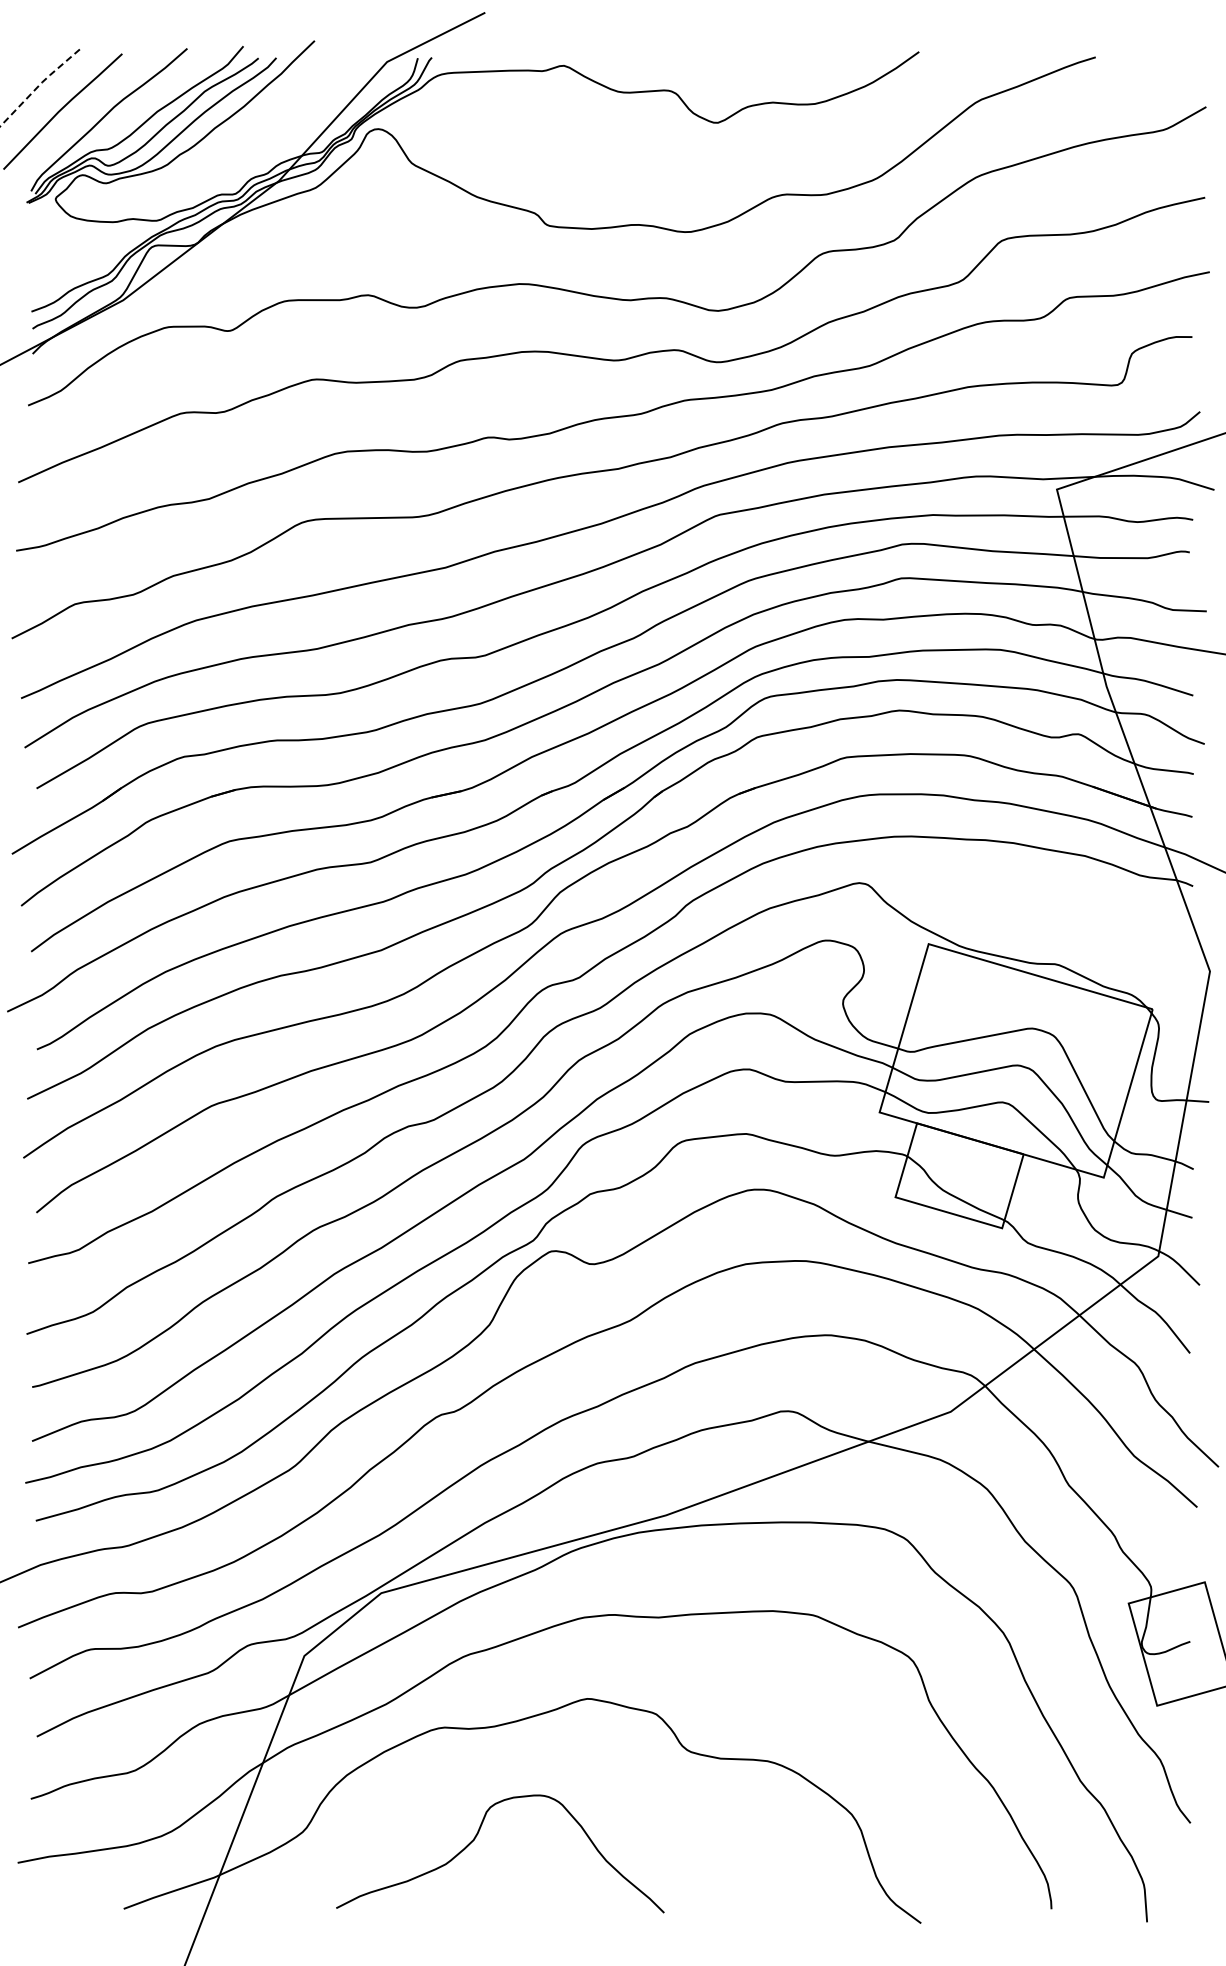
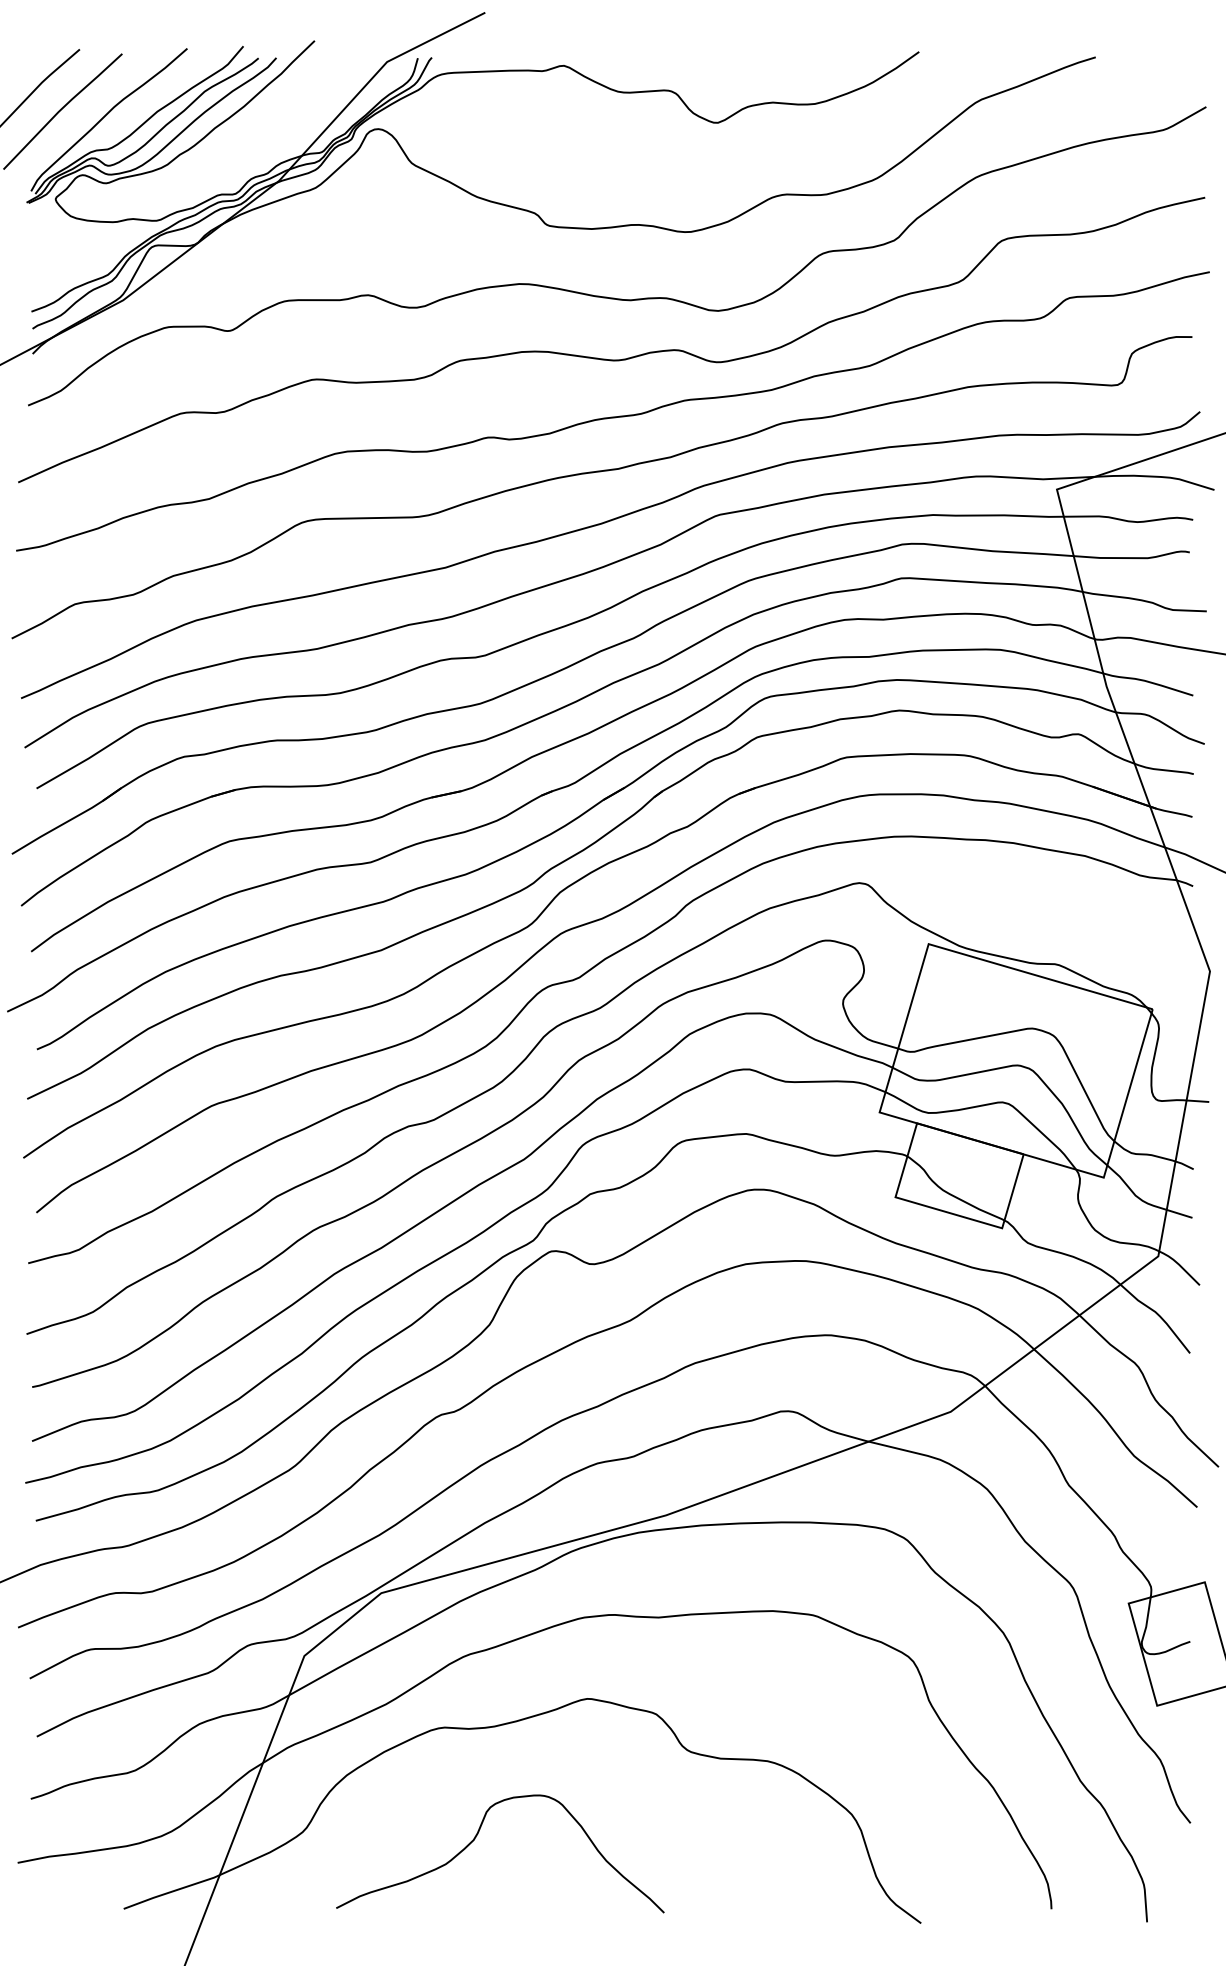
line: dashed -> solid (39, 85)
